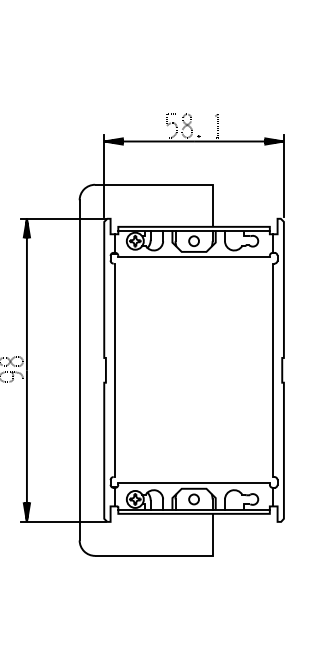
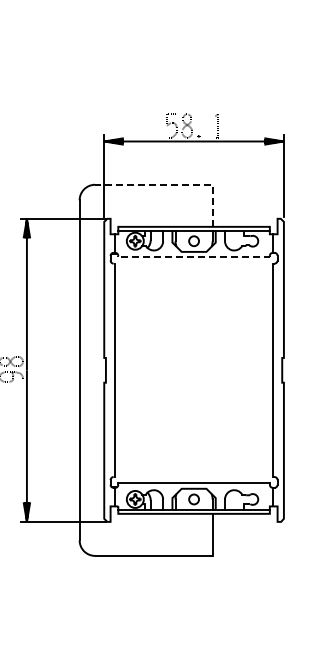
line: solid -> dashed (175, 184)
line: solid -> dashed (194, 257)
